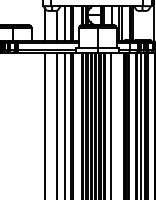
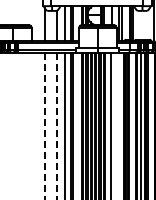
line: solid -> dashed (44, 126)
line: solid -> dashed (57, 126)
